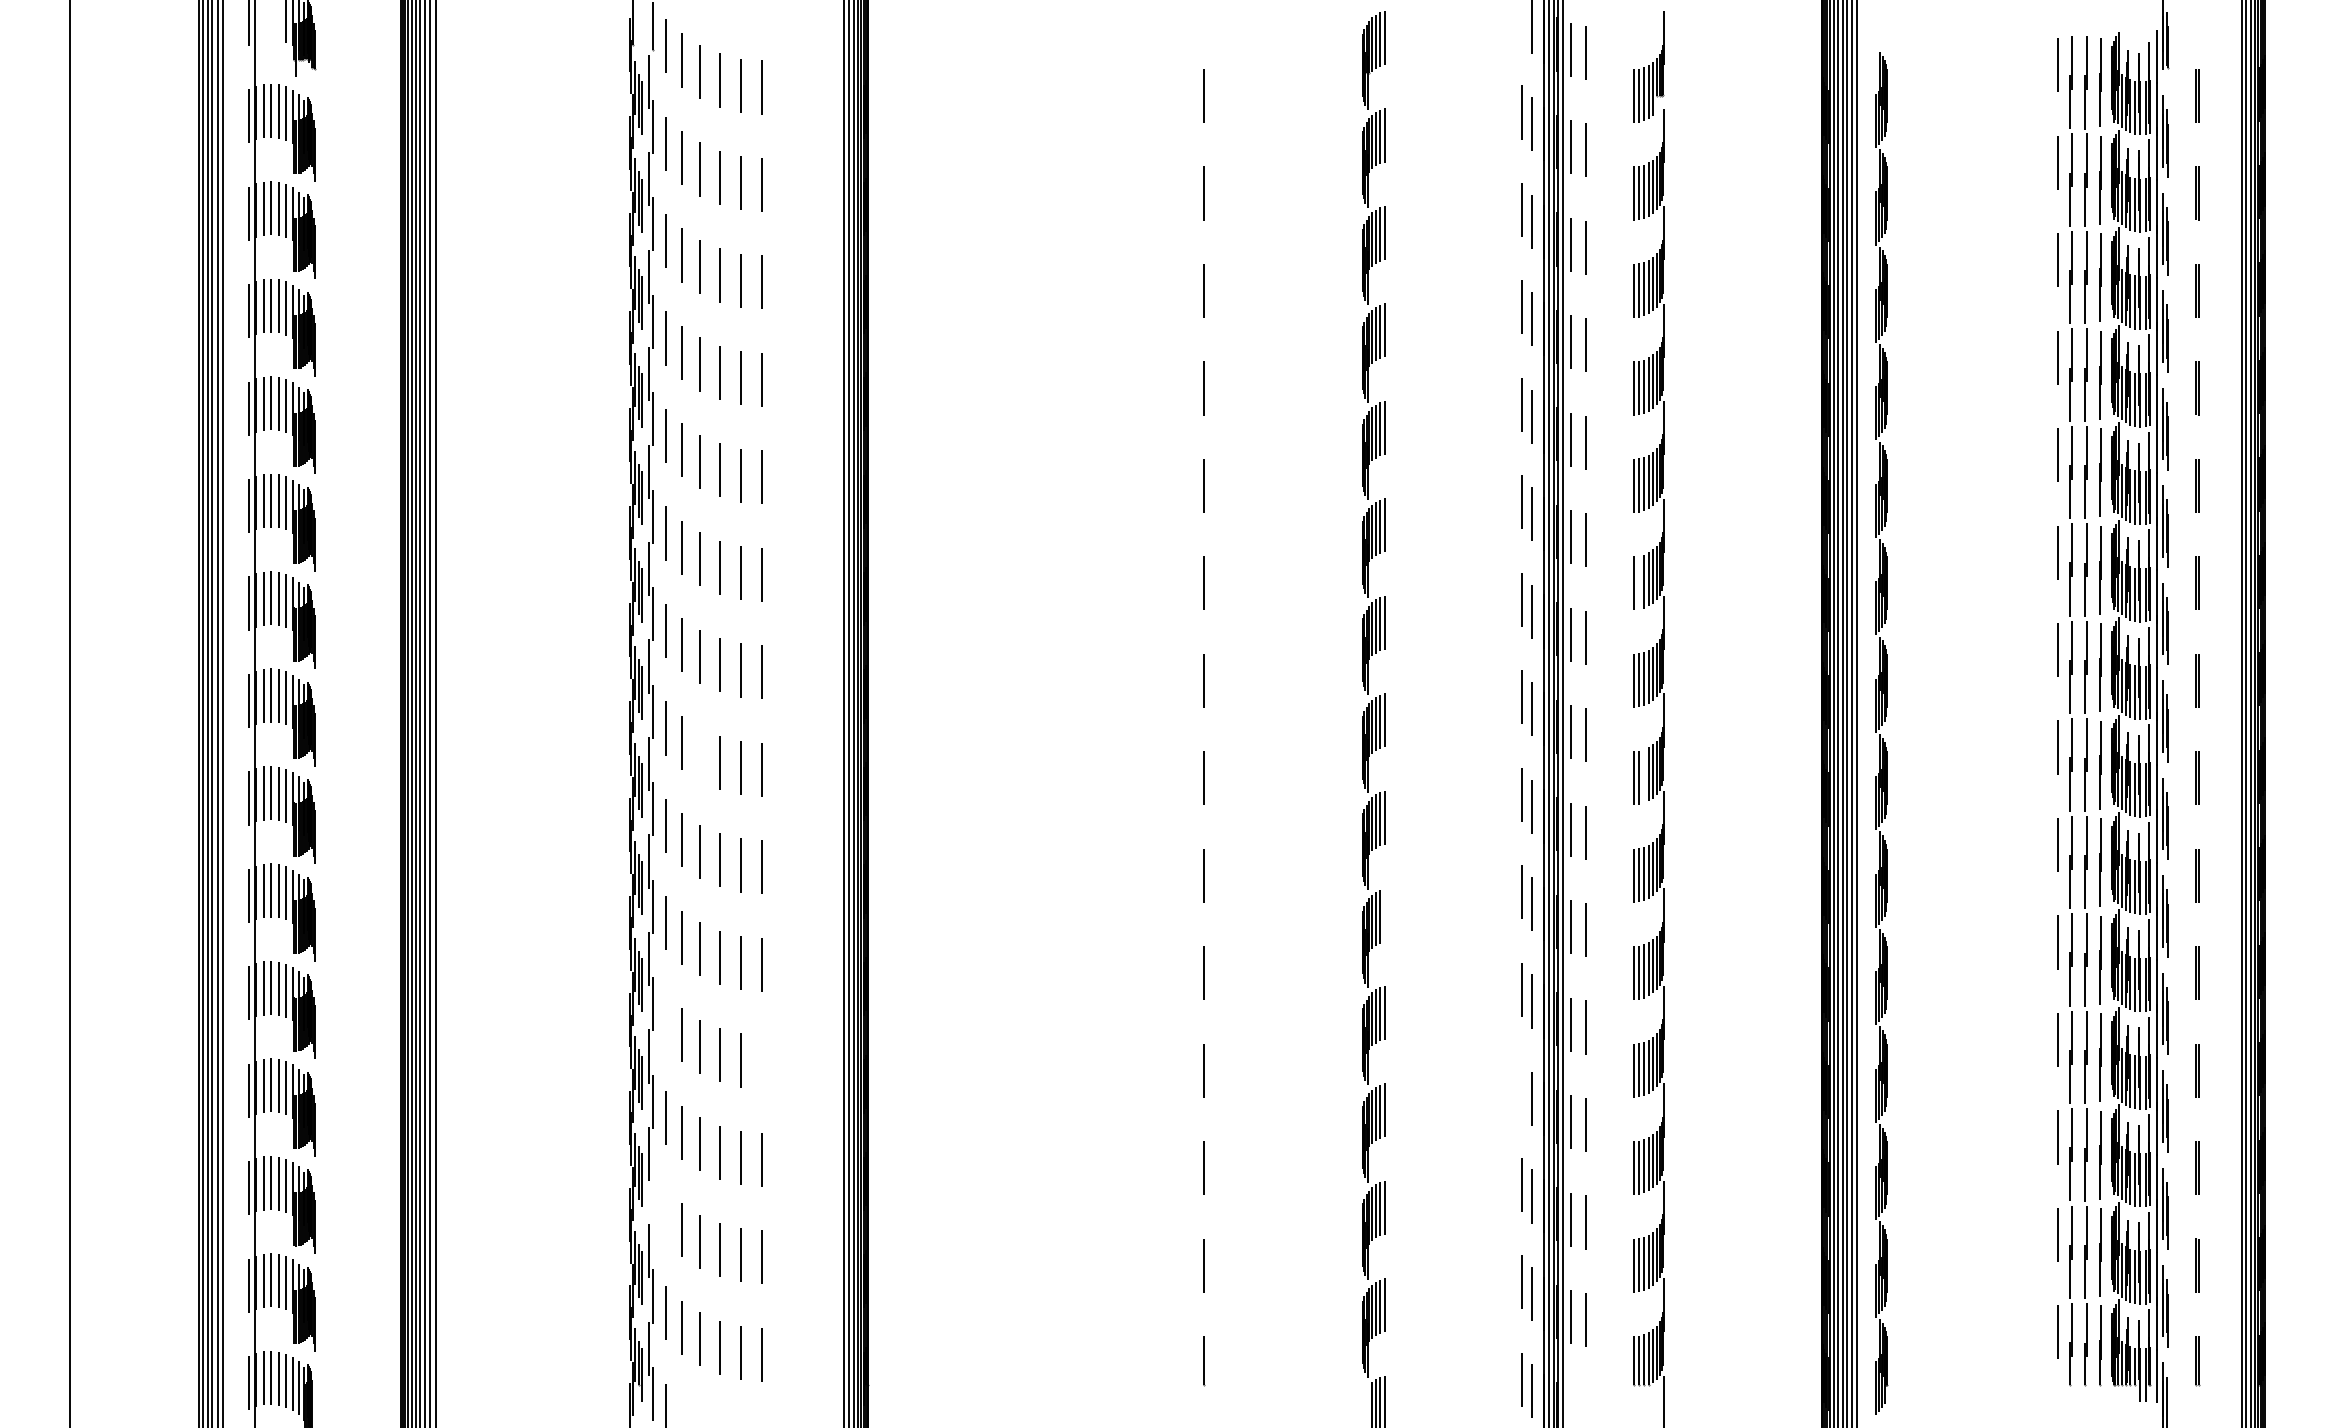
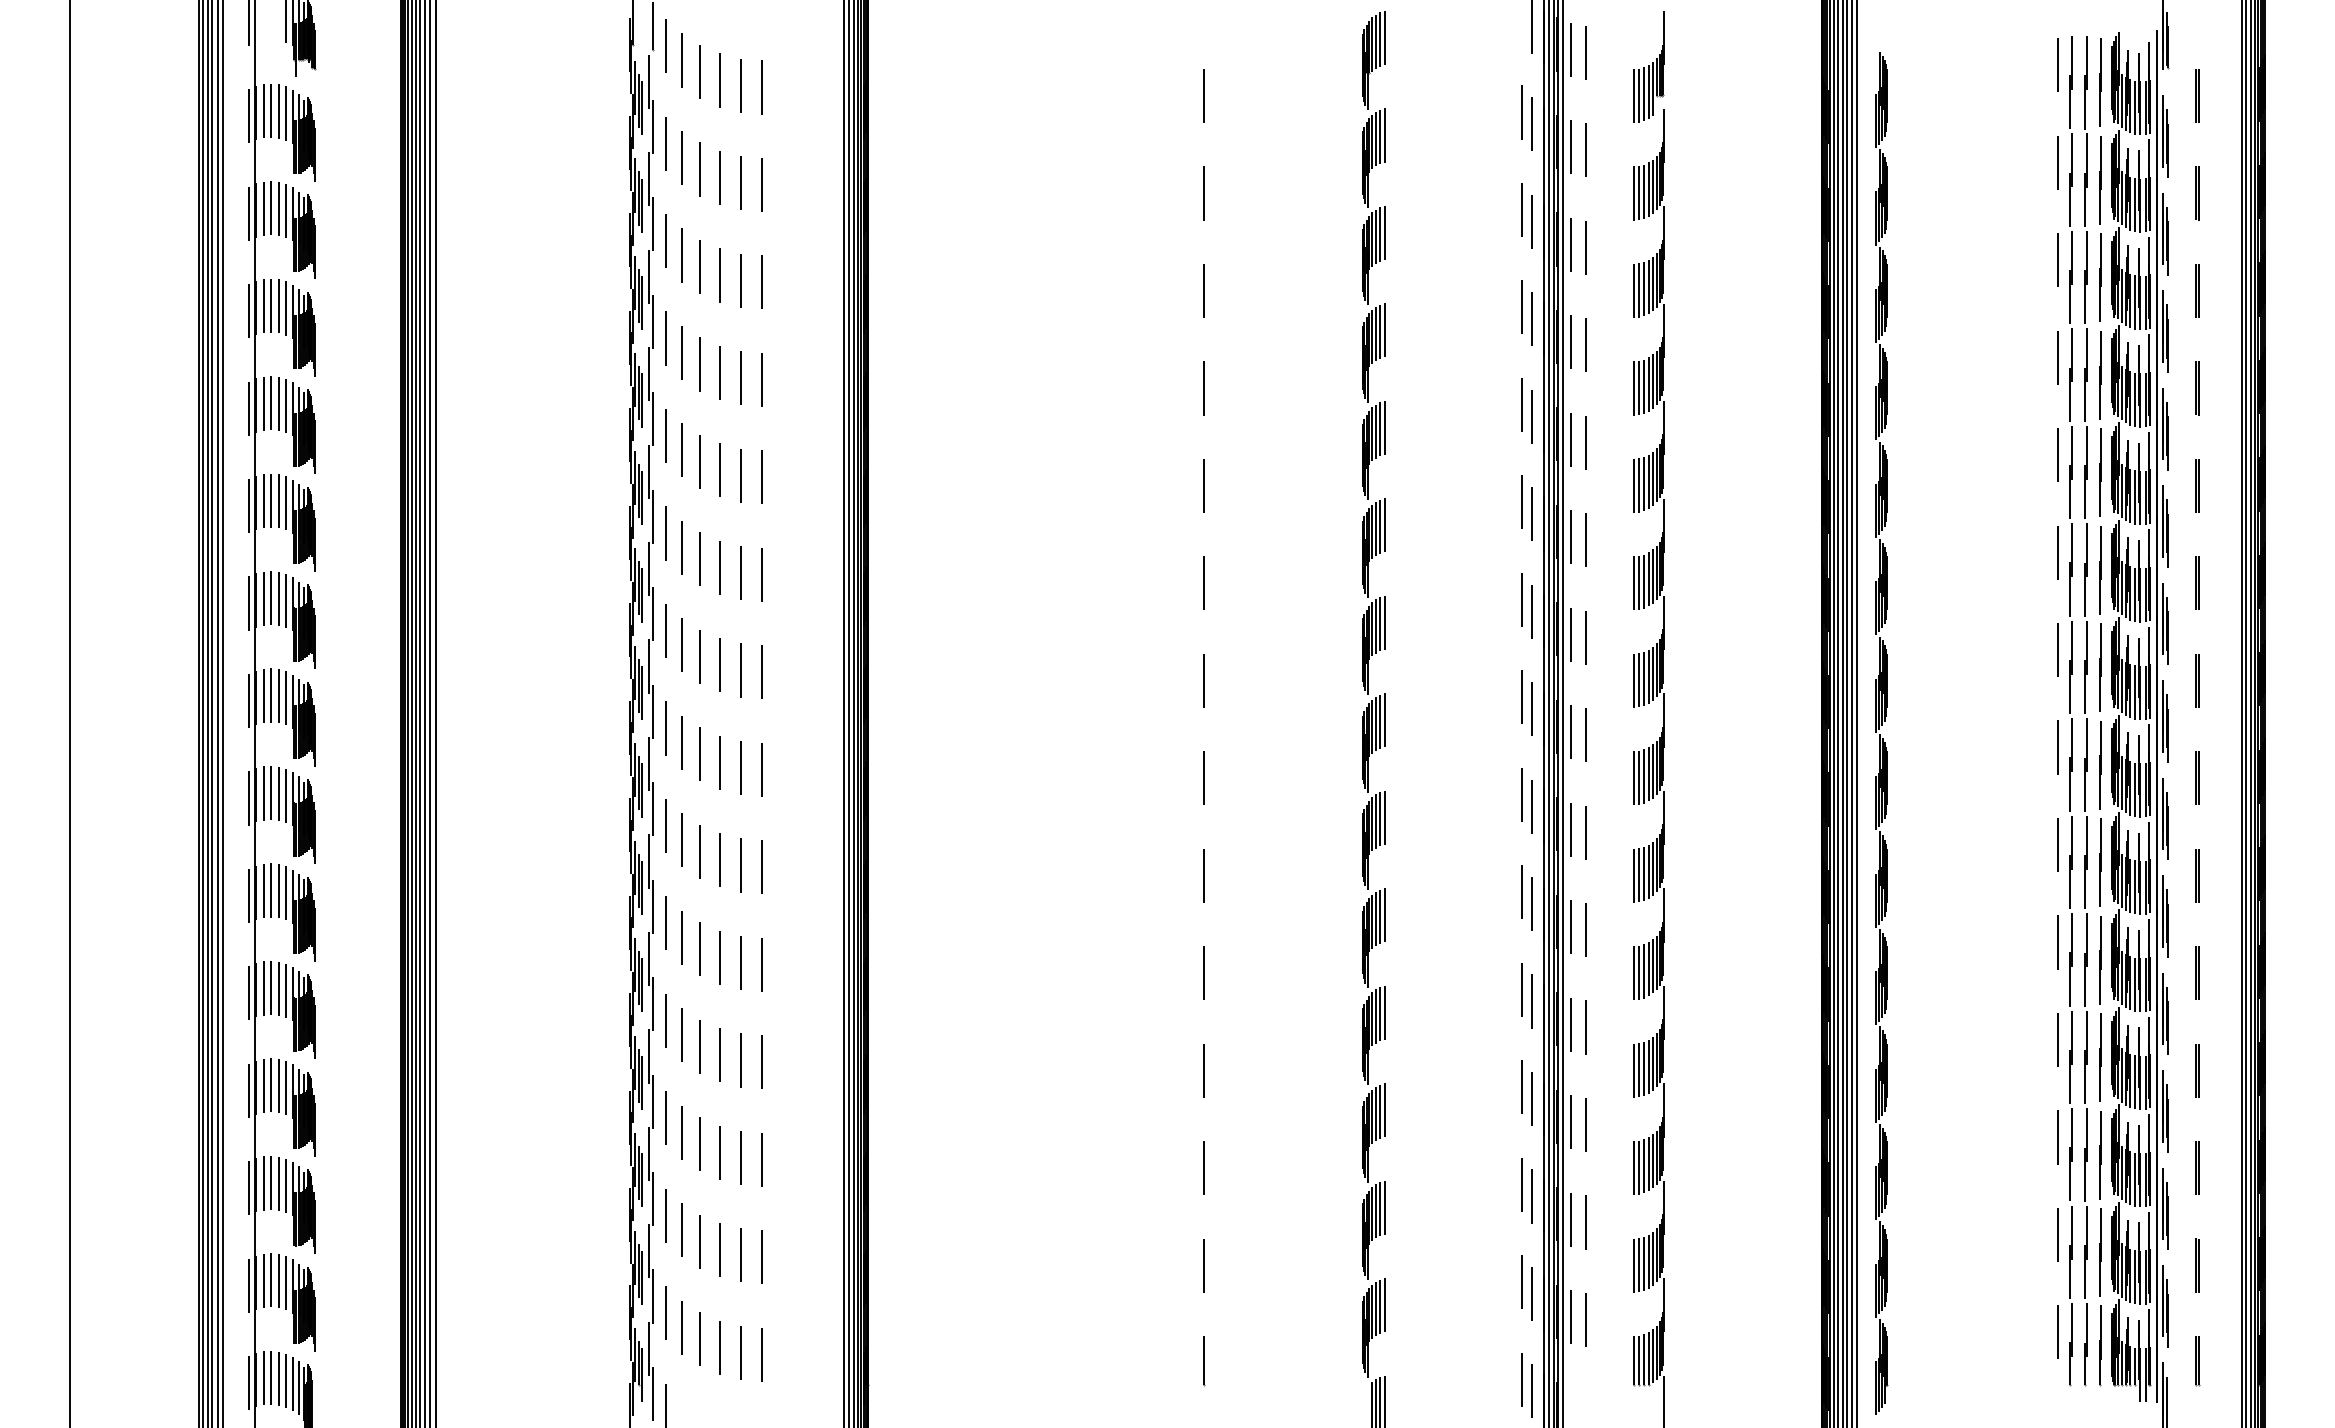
line: none -> present (1639, 582)
line: none -> present (700, 754)
line: none -> present (1644, 776)
line: none -> present (1384, 915)
line: none -> present (666, 1020)
line: none -> present (762, 1062)
line: none -> present (1521, 1086)
line: none -> present (652, 1199)
line: none -> present (666, 1215)
